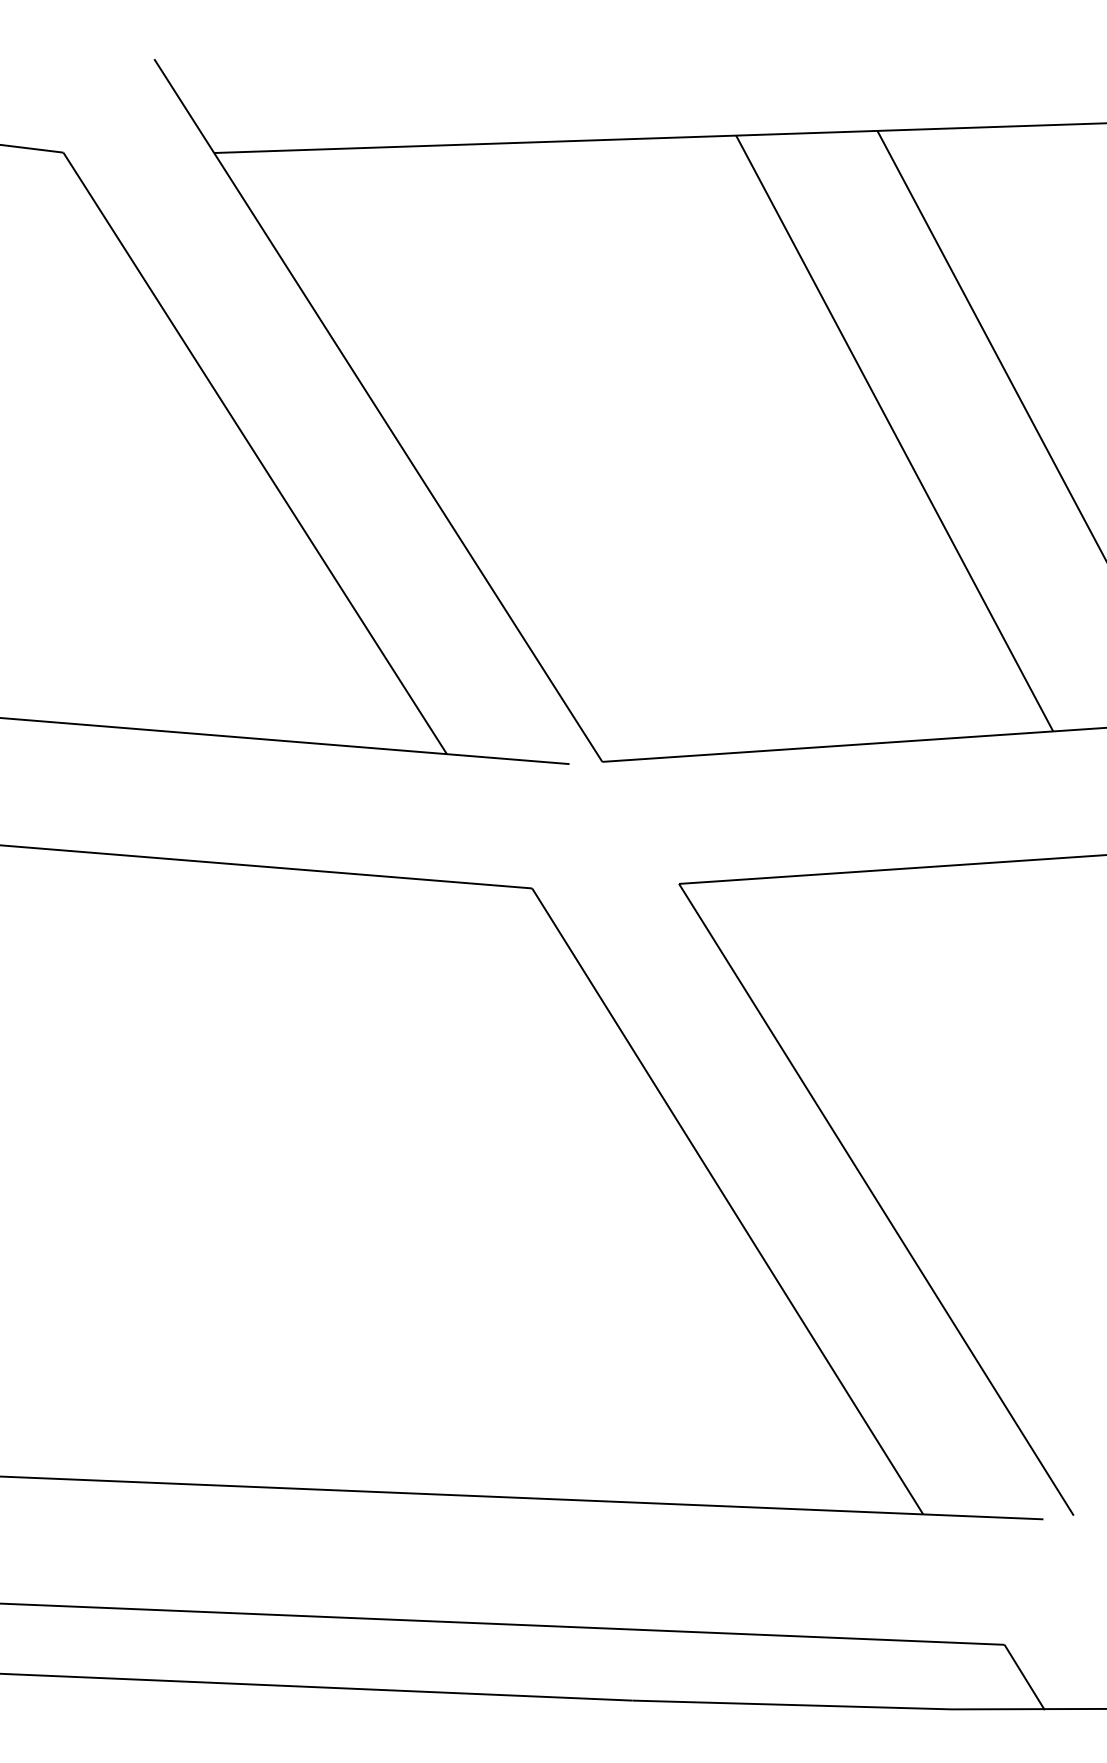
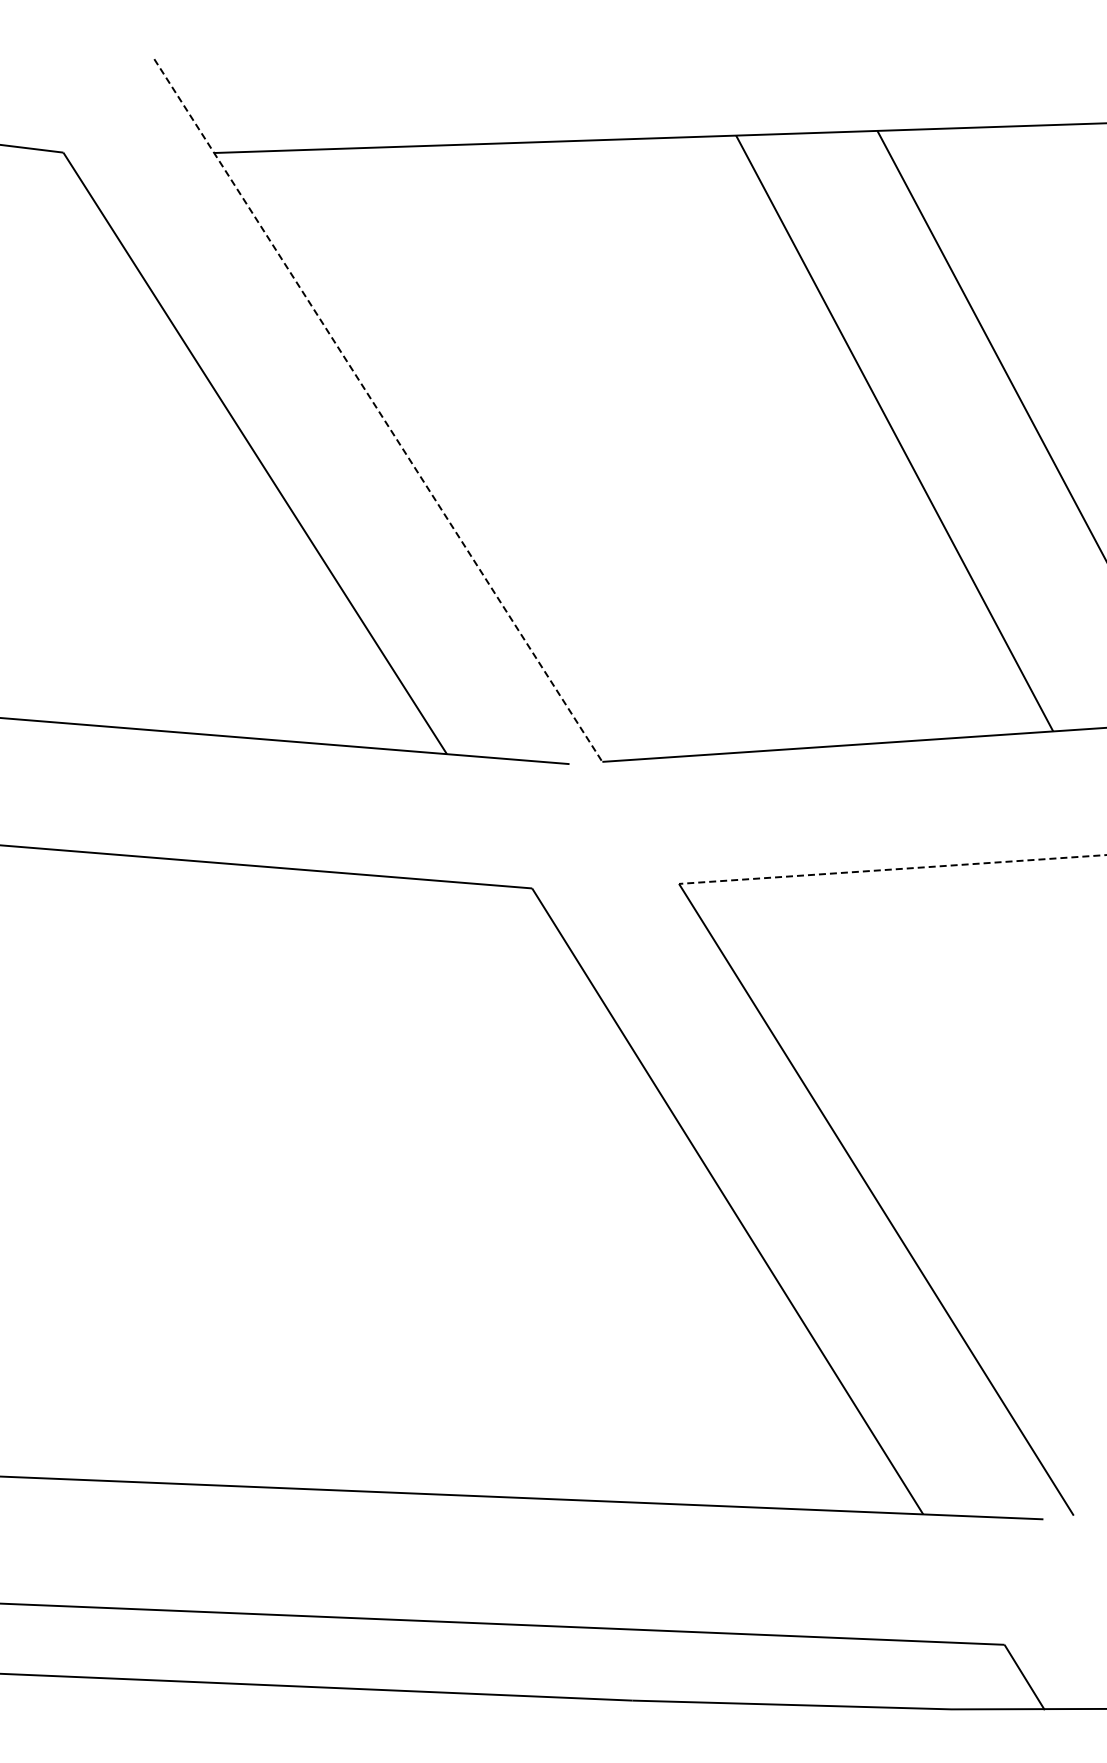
line: solid -> dashed (378, 410)
line: solid -> dashed (892, 869)
